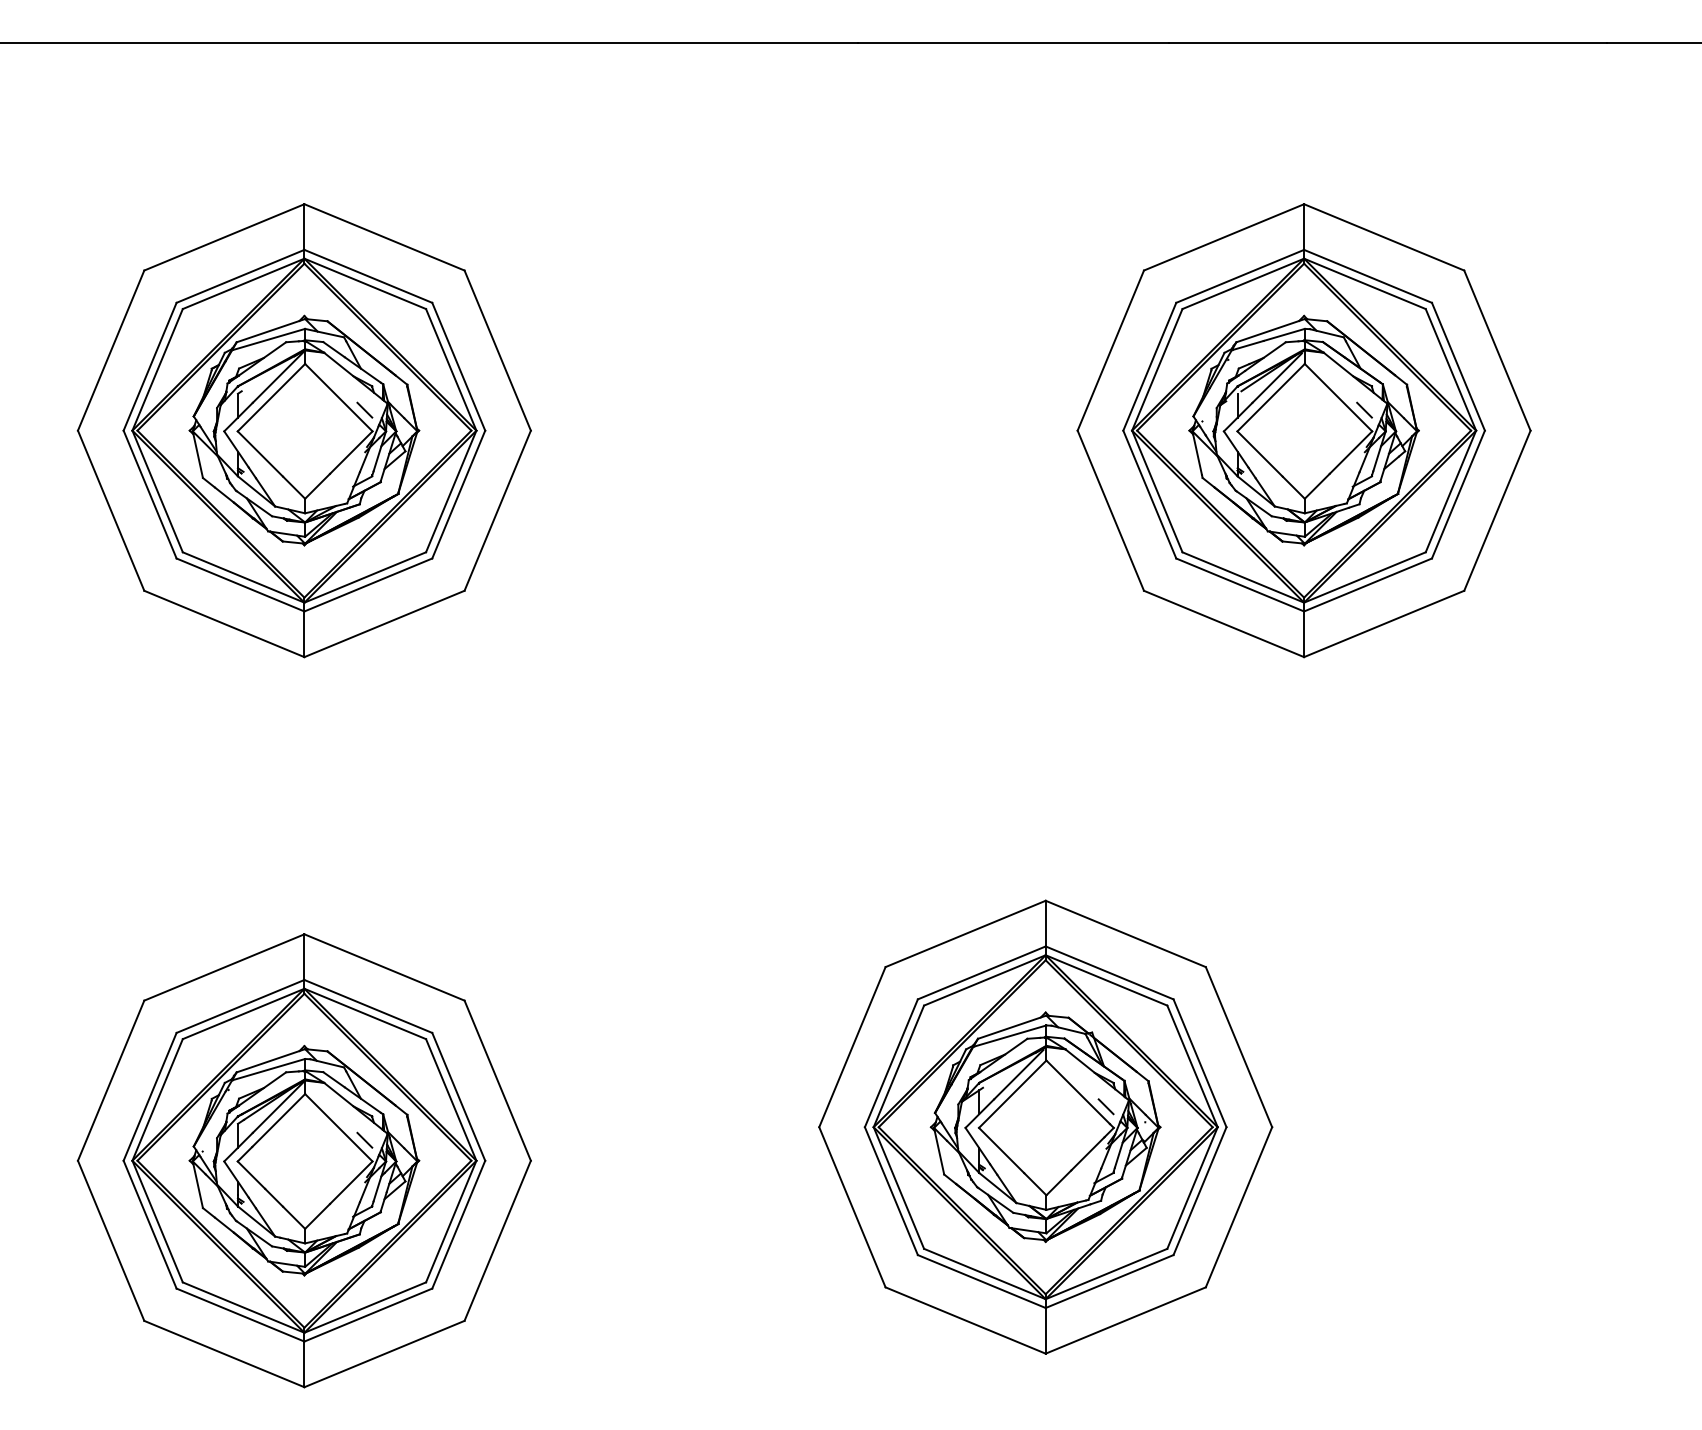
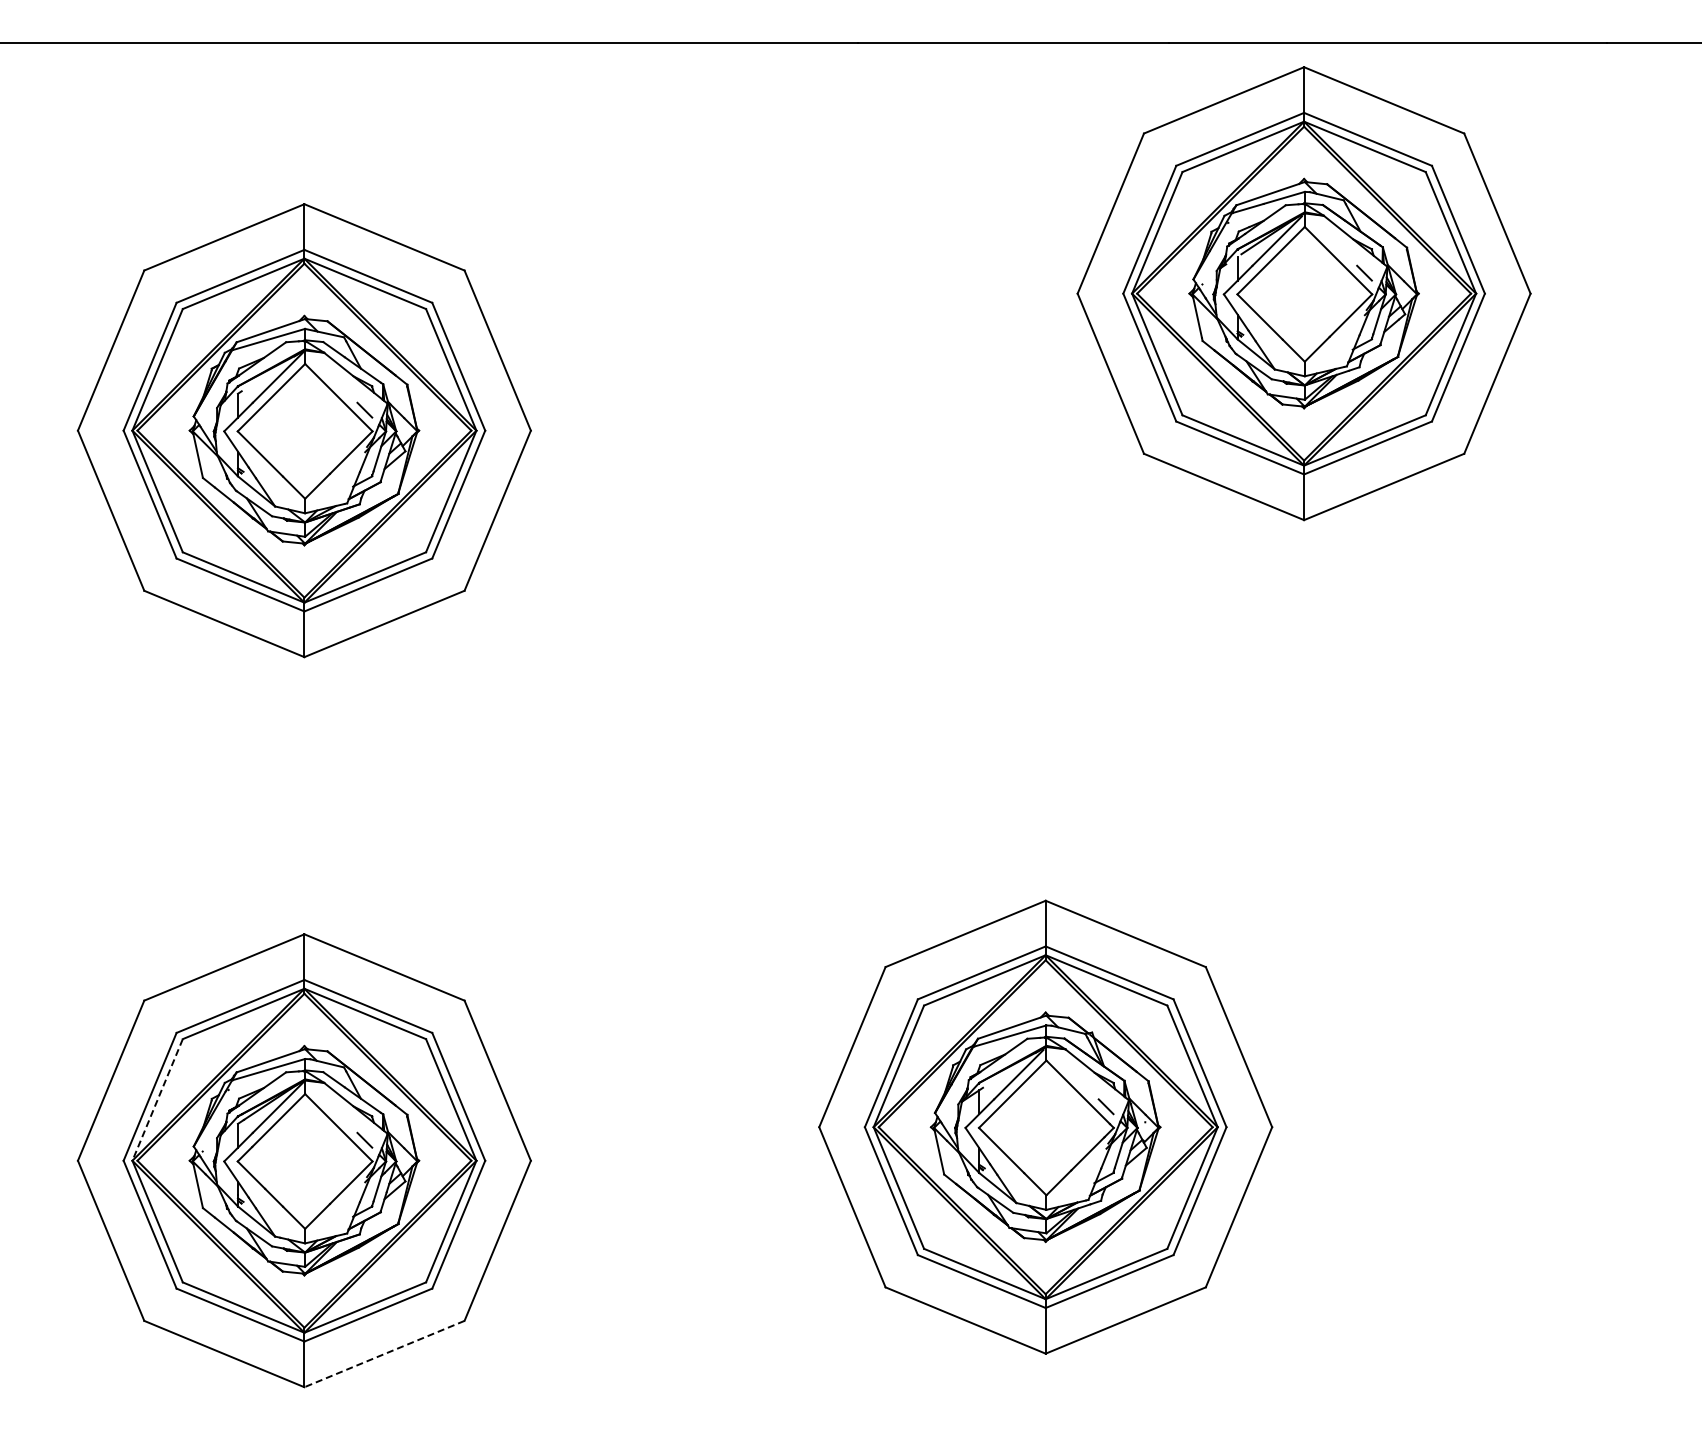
part position: (1303, 430) -> (1303, 293) (1303, 293)
line: solid -> dashed (157, 1099)
line: solid -> dashed (384, 1354)
